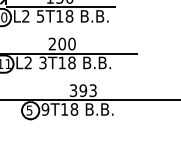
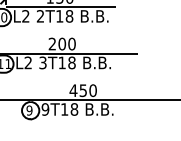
text: 5T18 -> 2T18 (40, 16)
text: 393 -> 450 (82, 90)
text: 5 -> 9 (29, 110)
